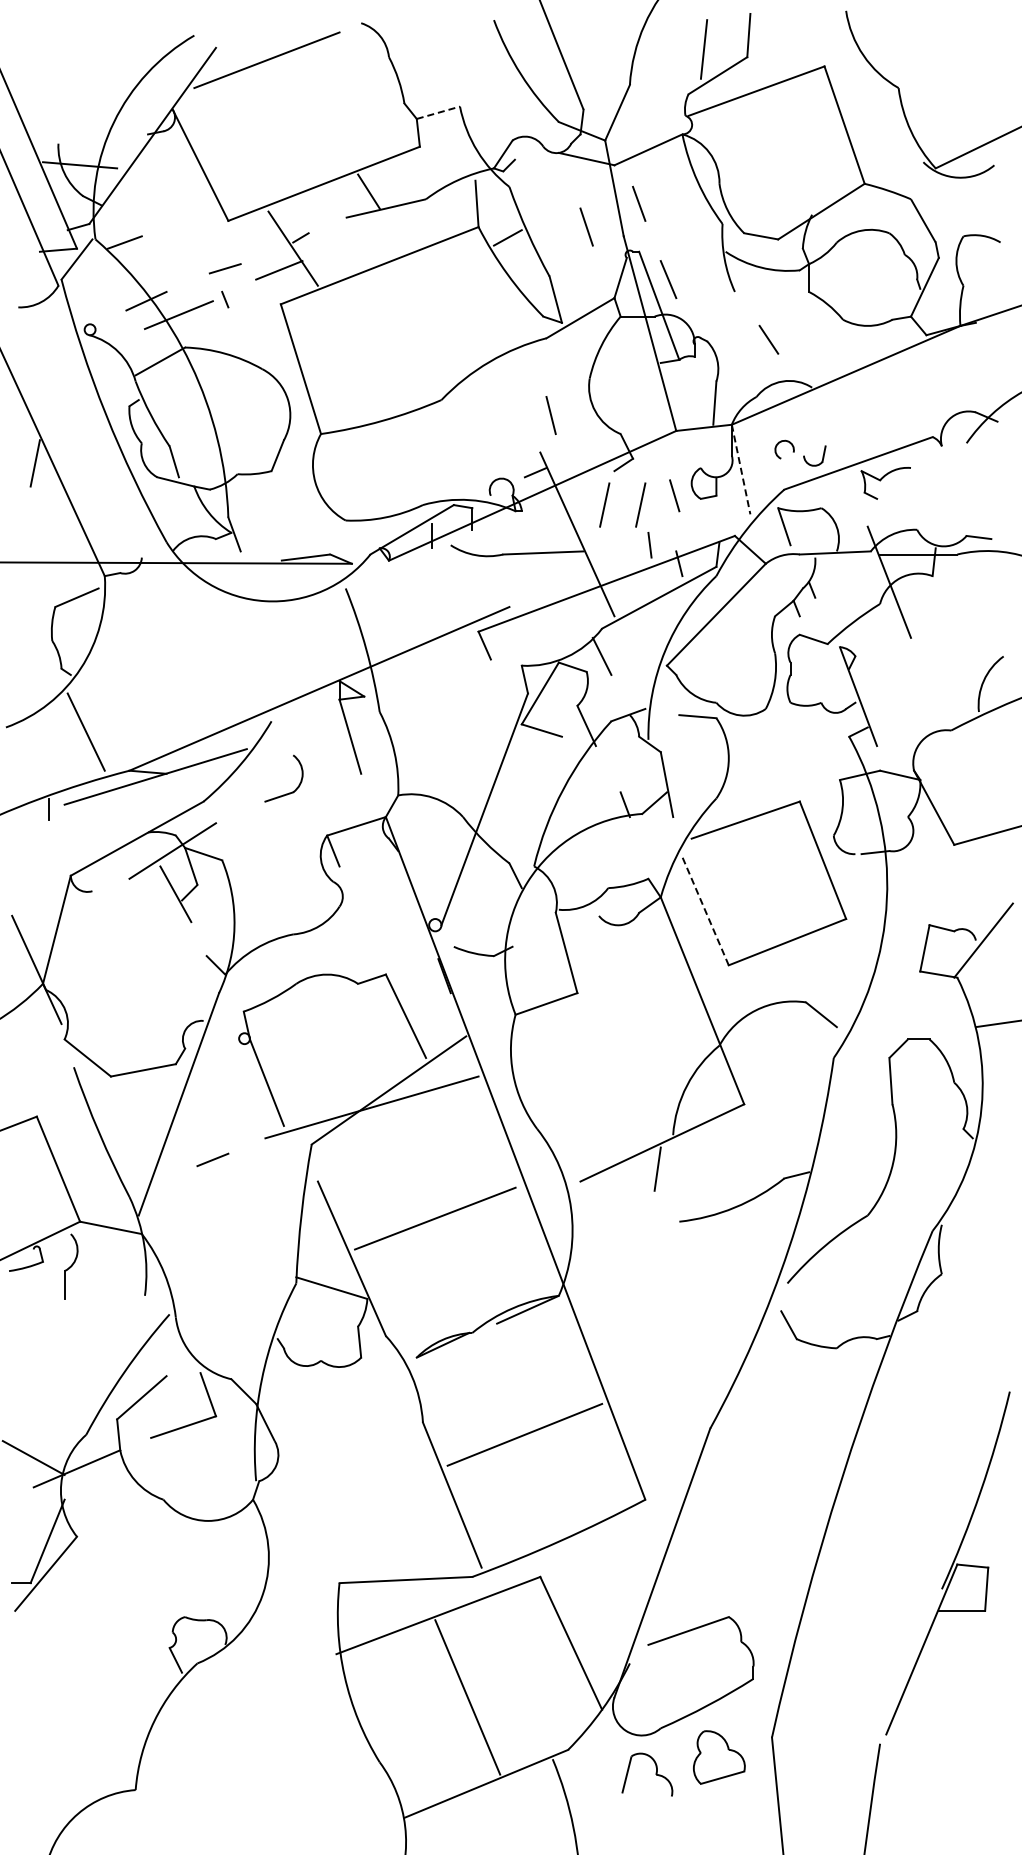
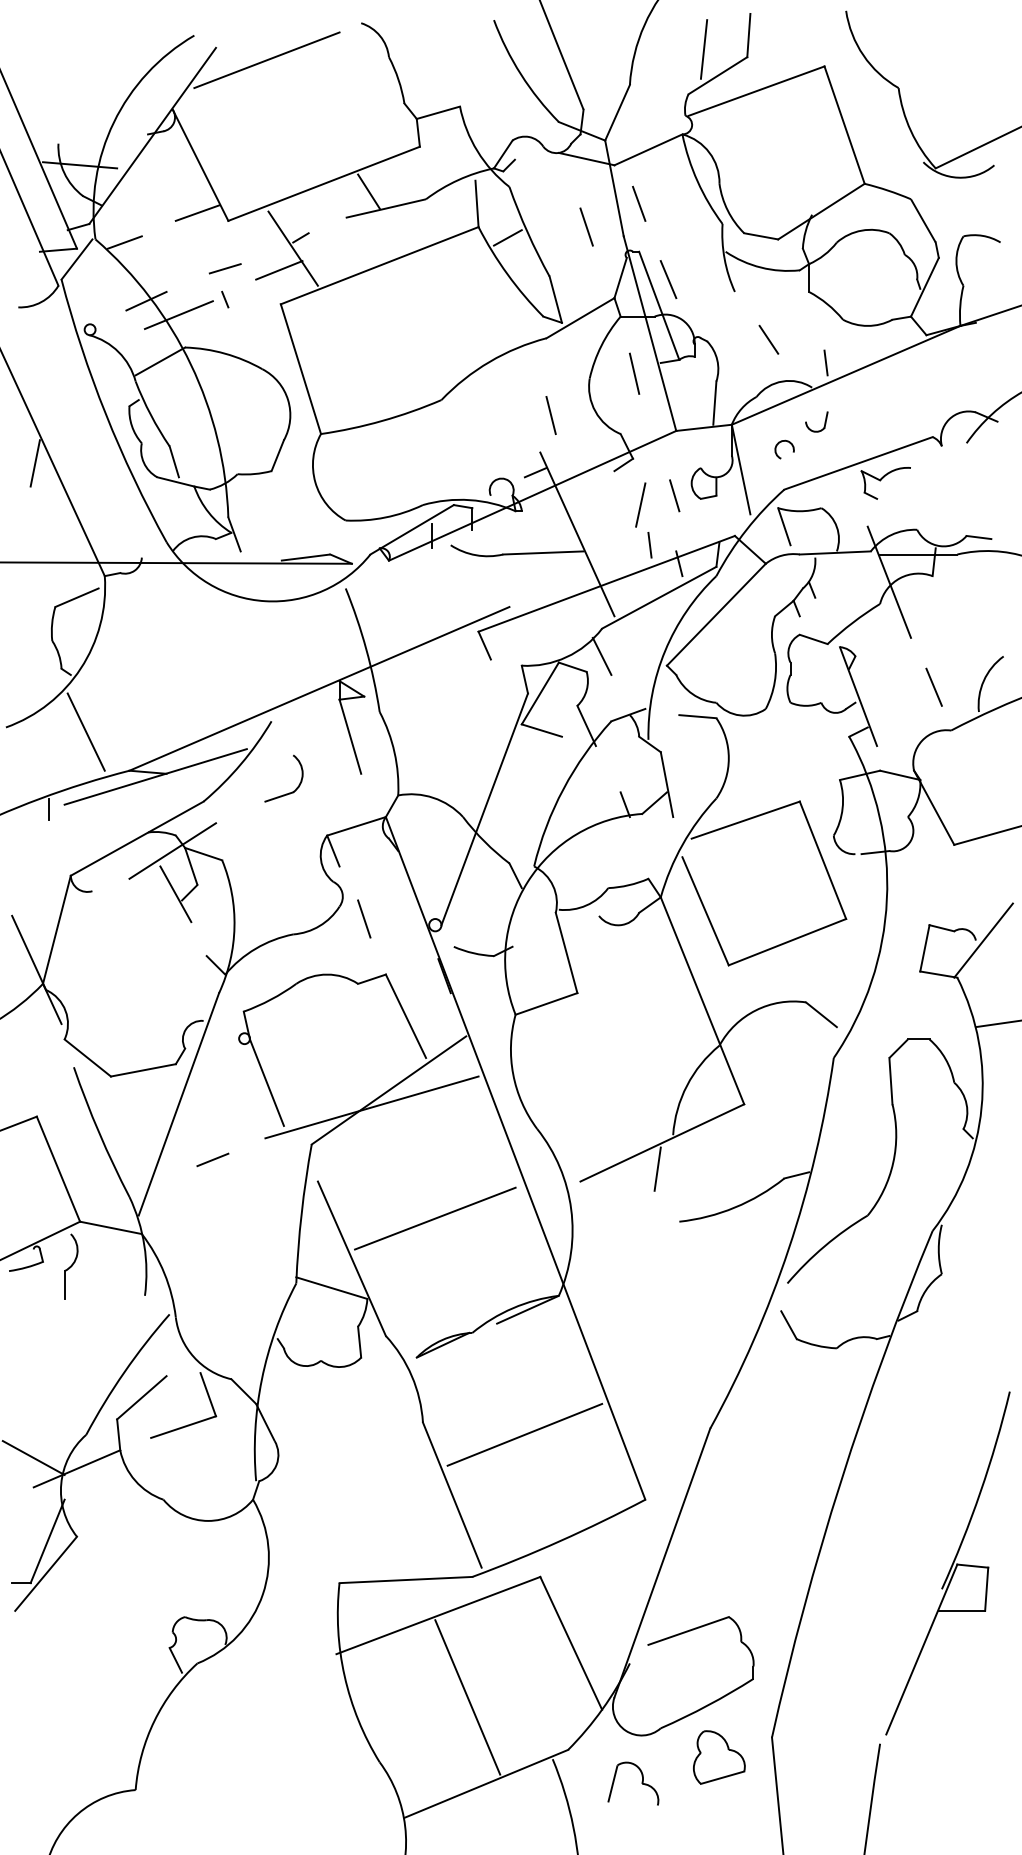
line: dashed -> solid (438, 112)
line: none -> present (197, 212)
line: none -> present (825, 362)
line: none -> present (634, 373)
part position: (822, 455) -> (824, 421) (824, 421)
line: dashed -> solid (741, 469)
line: present -> none (604, 504)
line: none -> present (933, 686)
line: dashed -> solid (705, 911)
line: none -> present (364, 918)
part position: (655, 1774) -> (641, 1783) (641, 1783)
